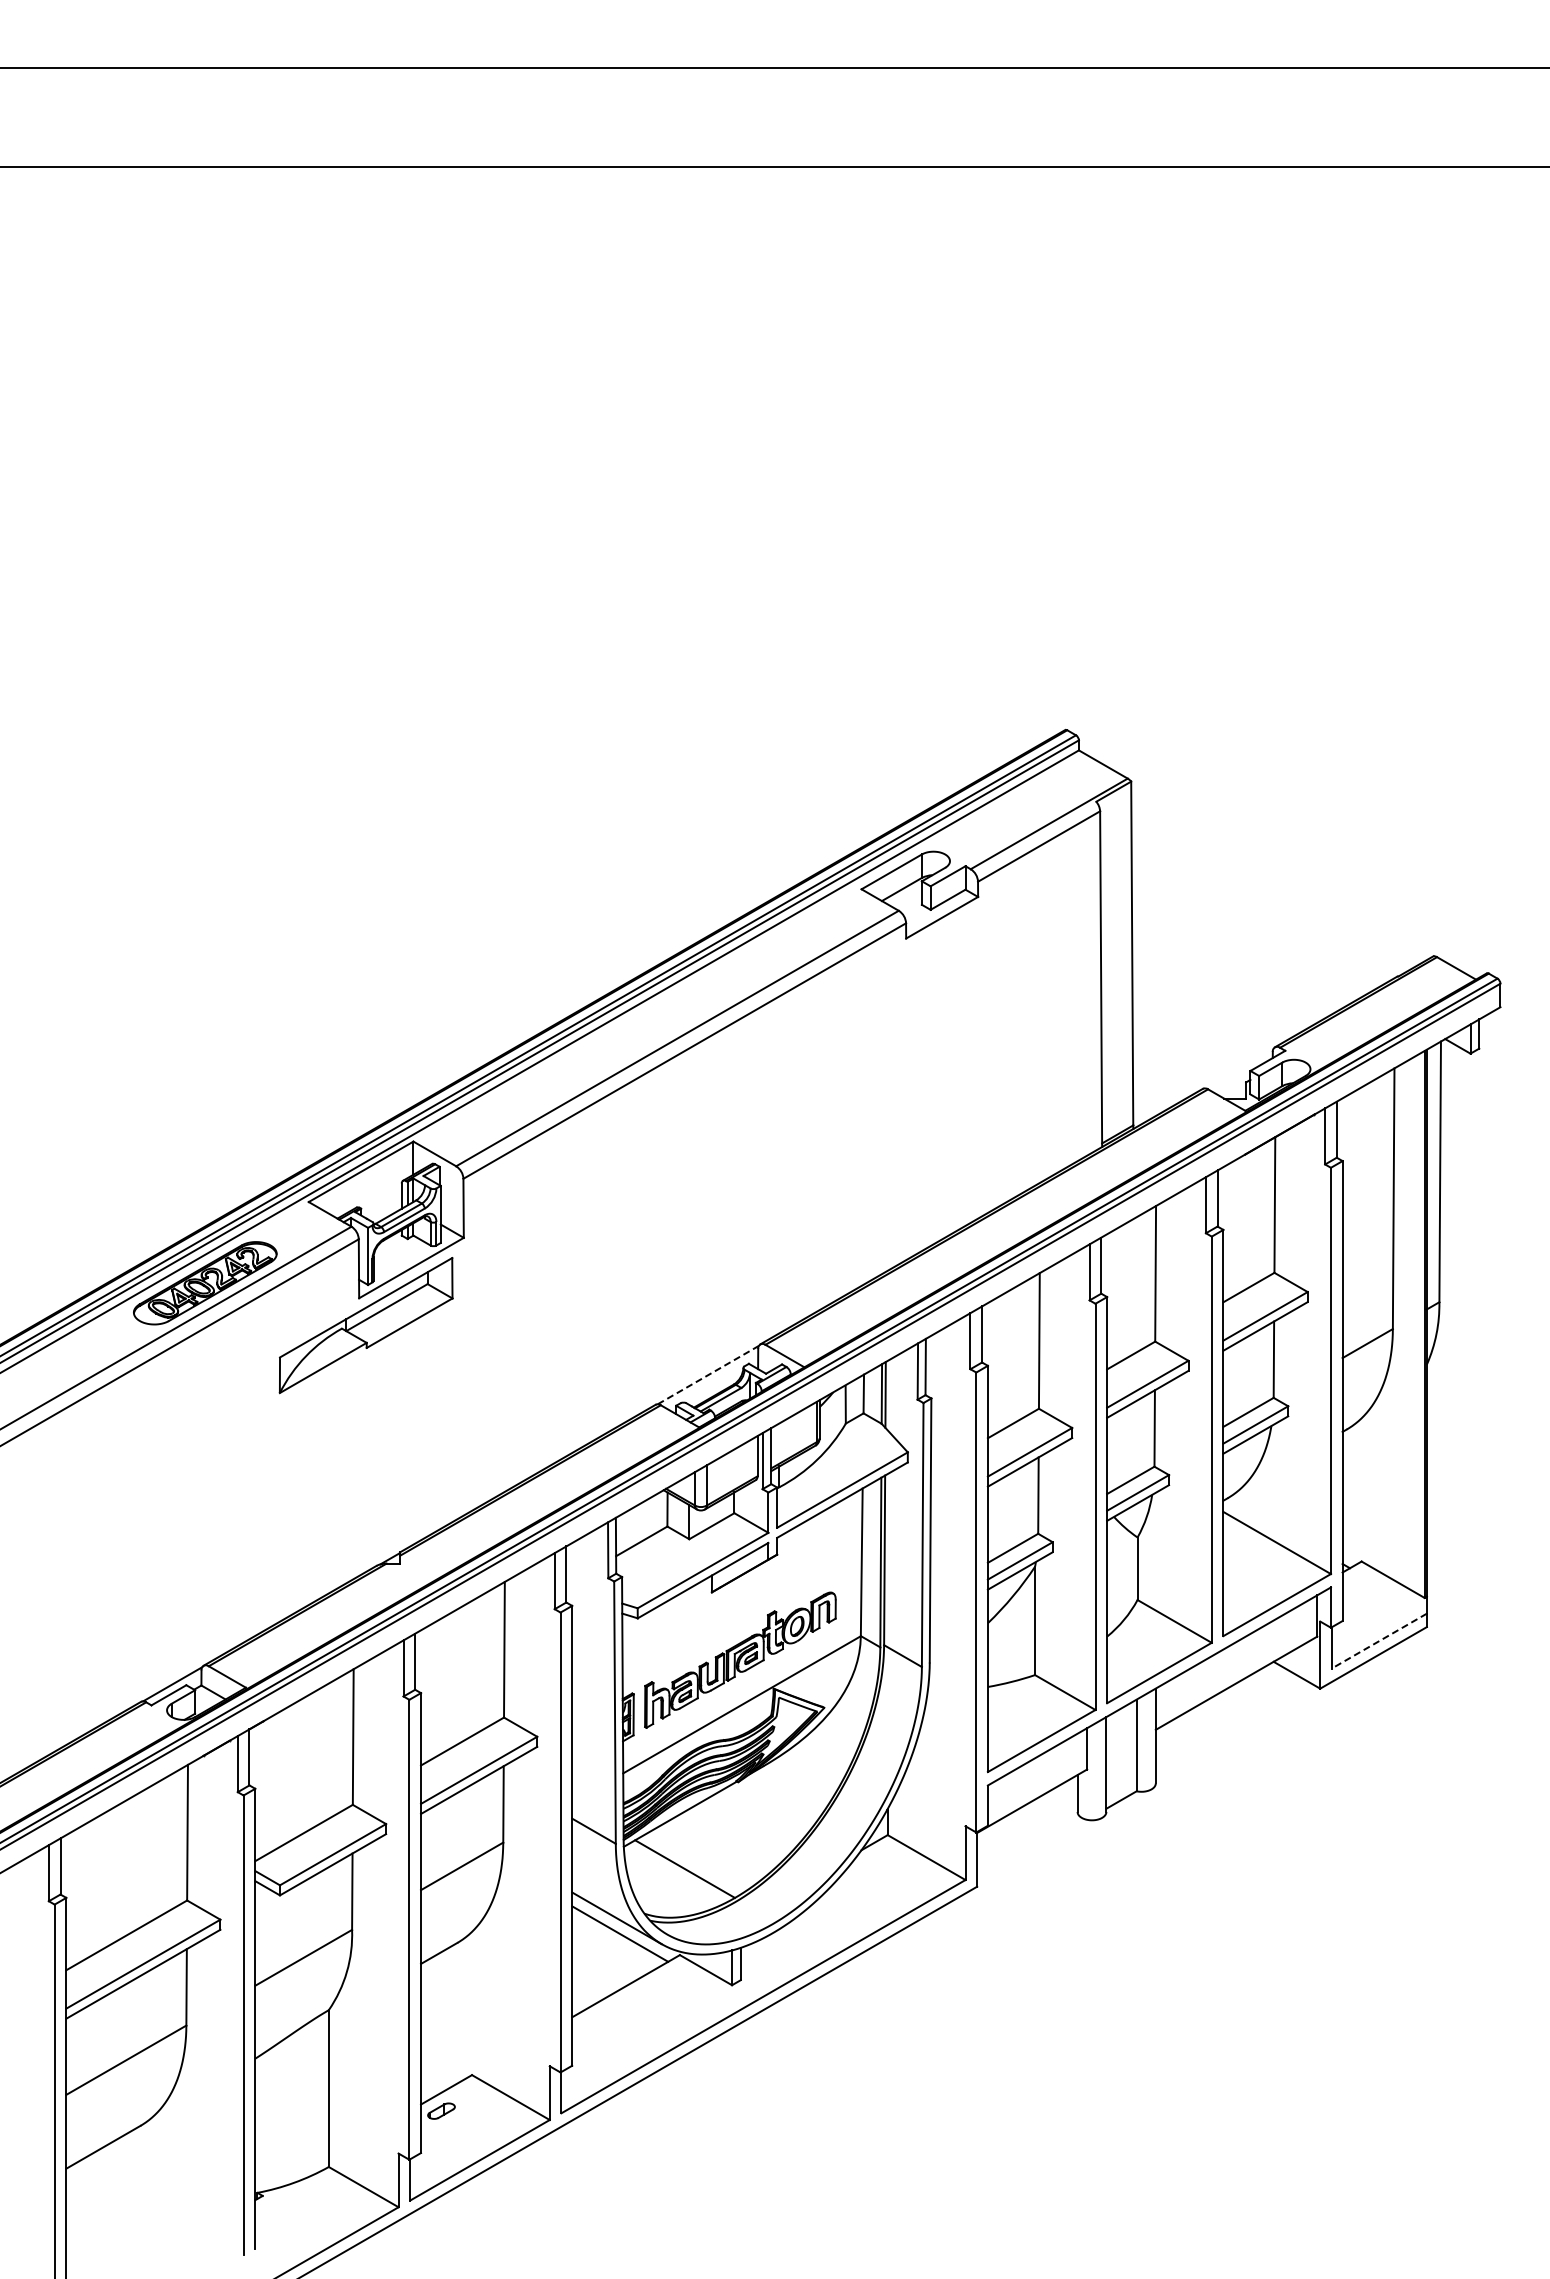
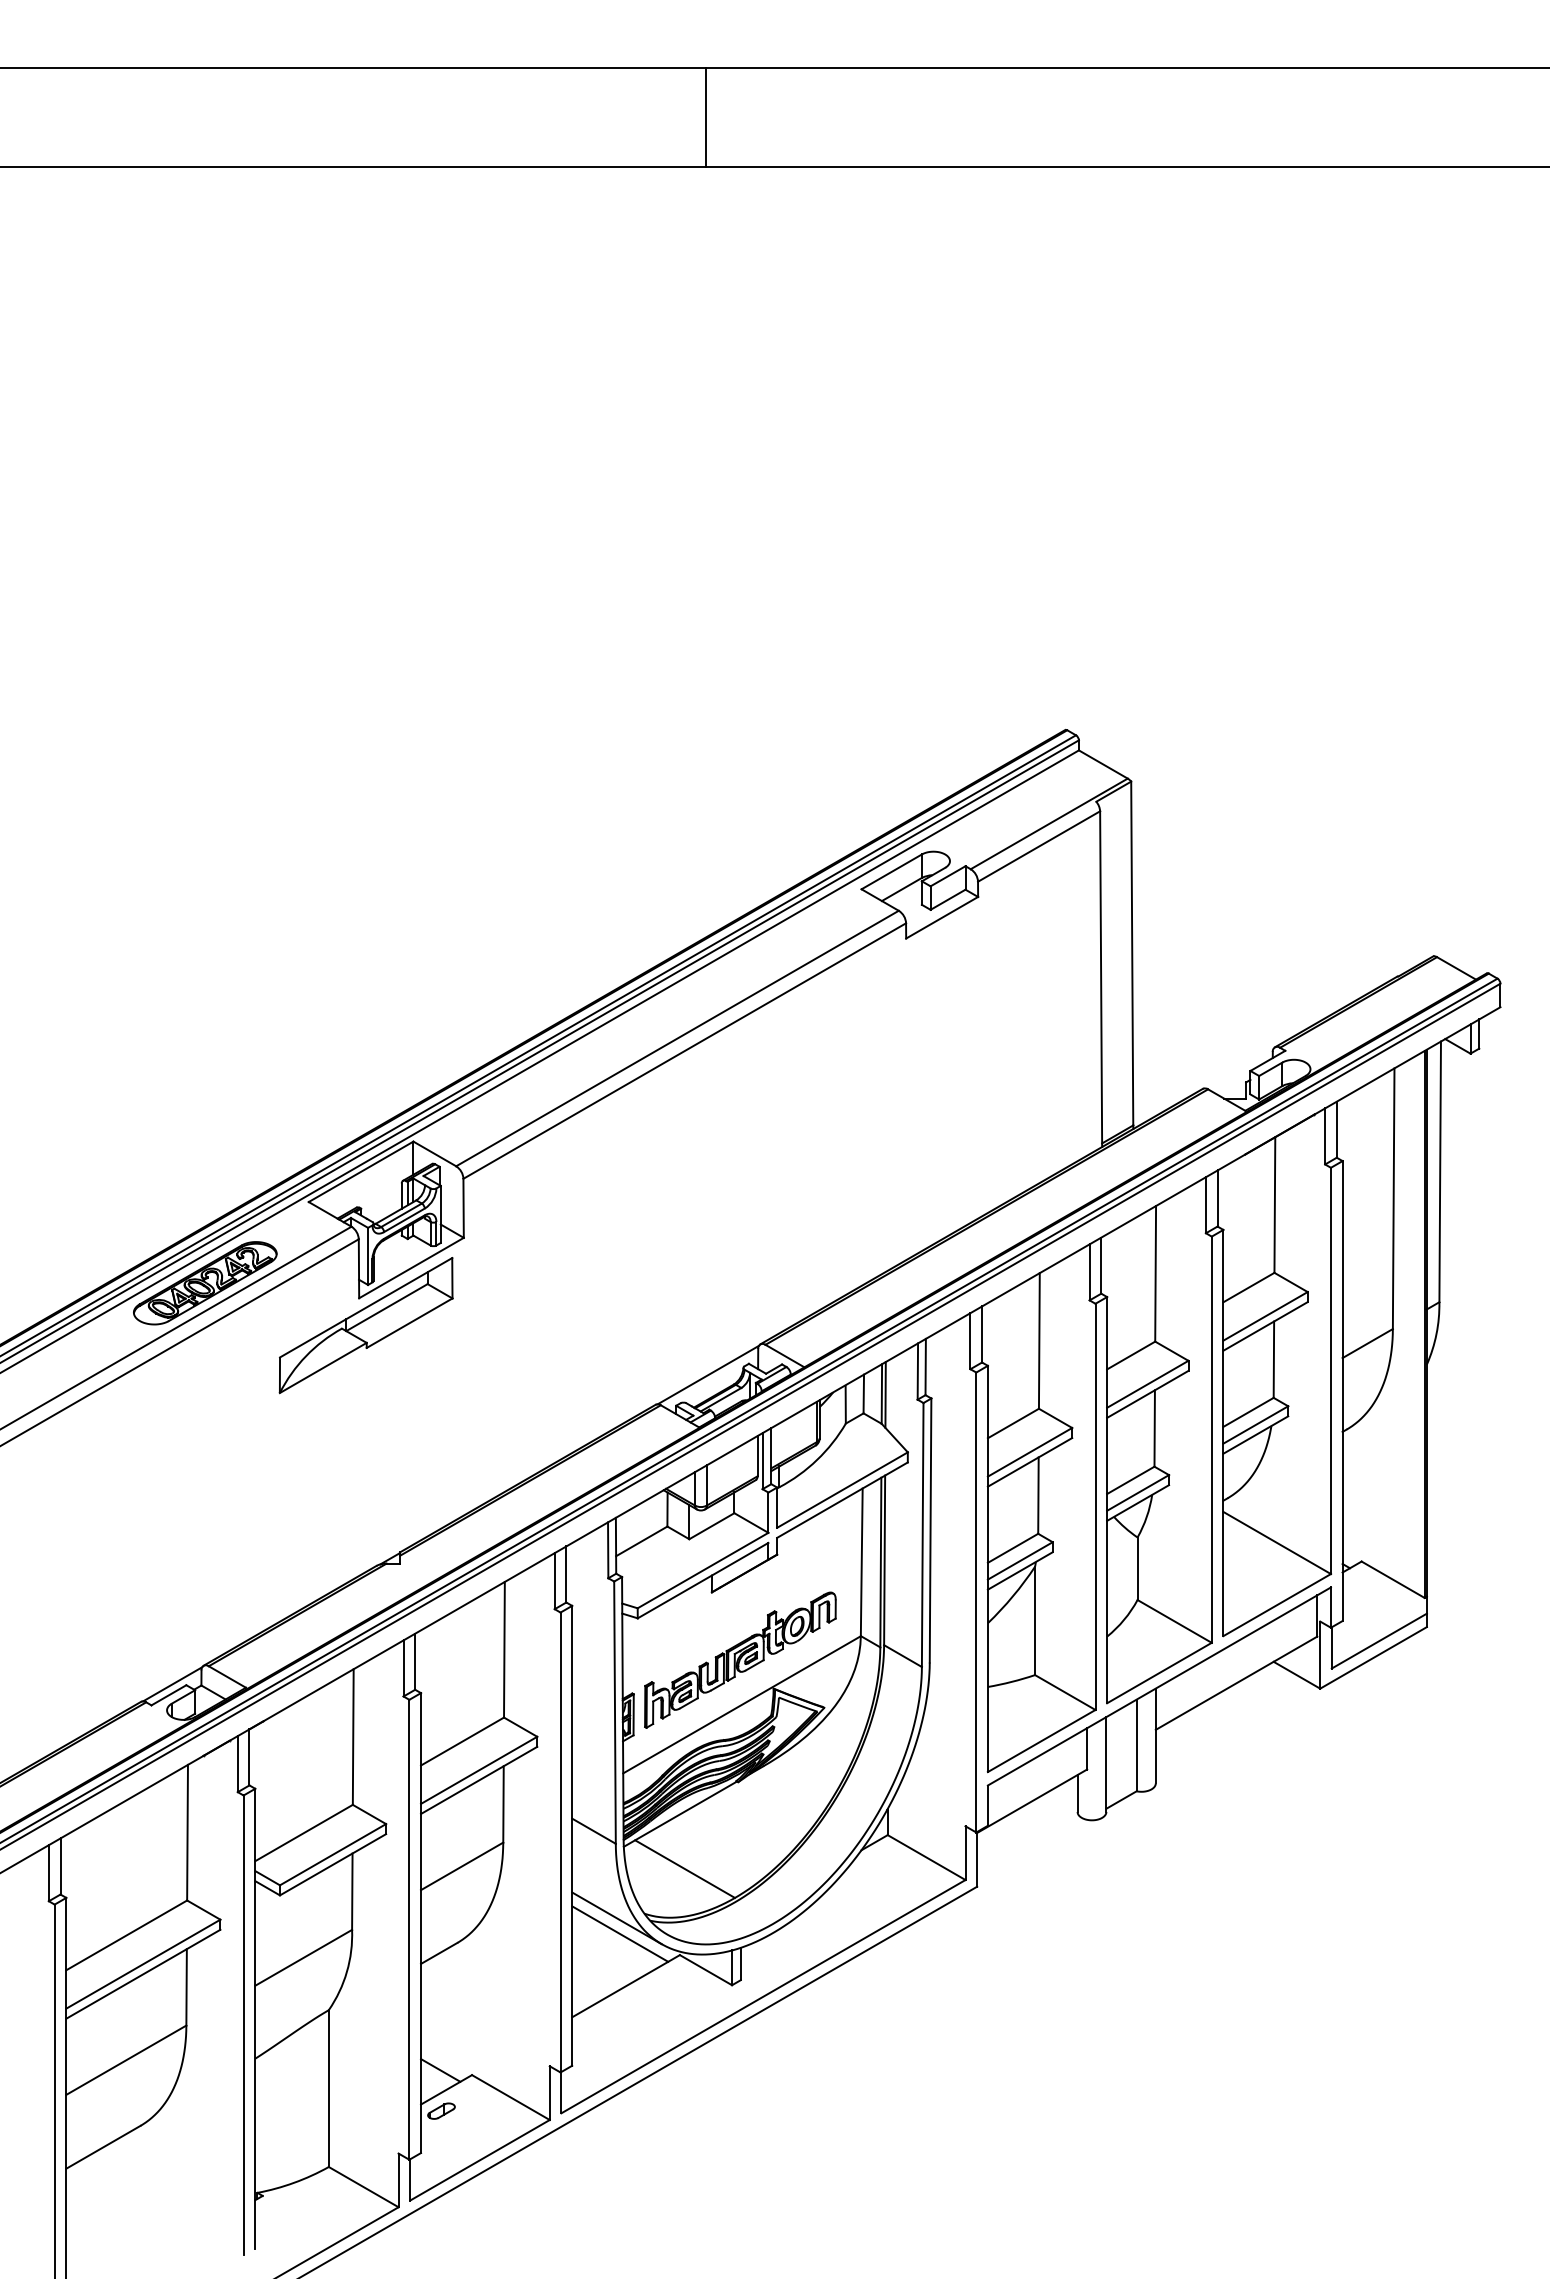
line: none -> present (706, 117)
line: dashed -> solid (708, 1374)
line: dashed -> solid (1379, 1641)
line: none -> present (440, 2070)
